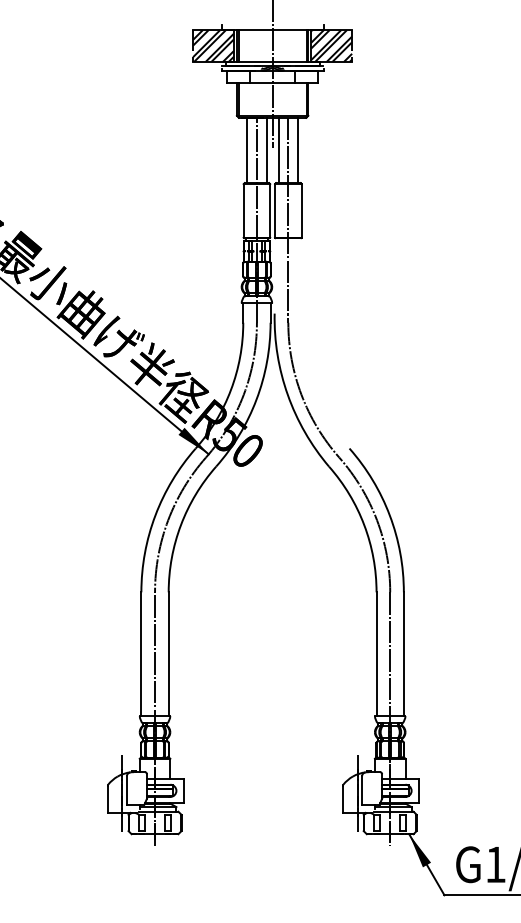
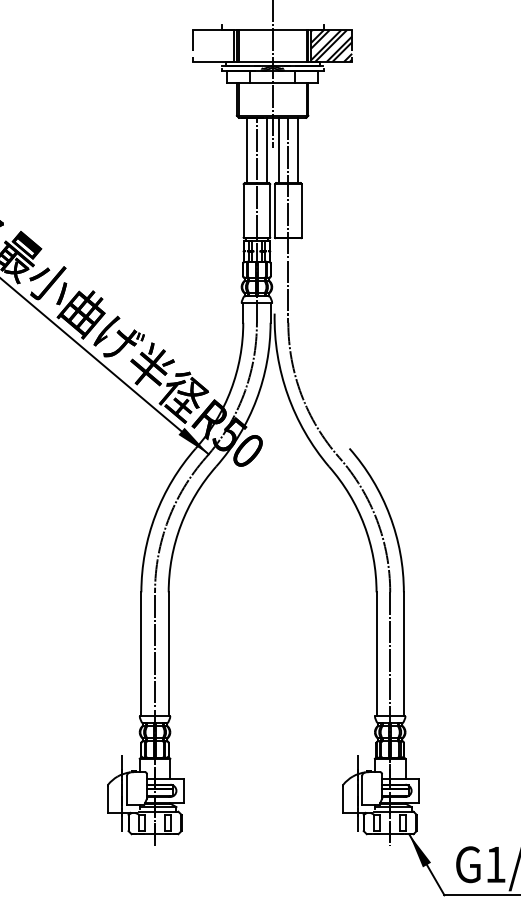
hatch: present -> none (213, 45)
